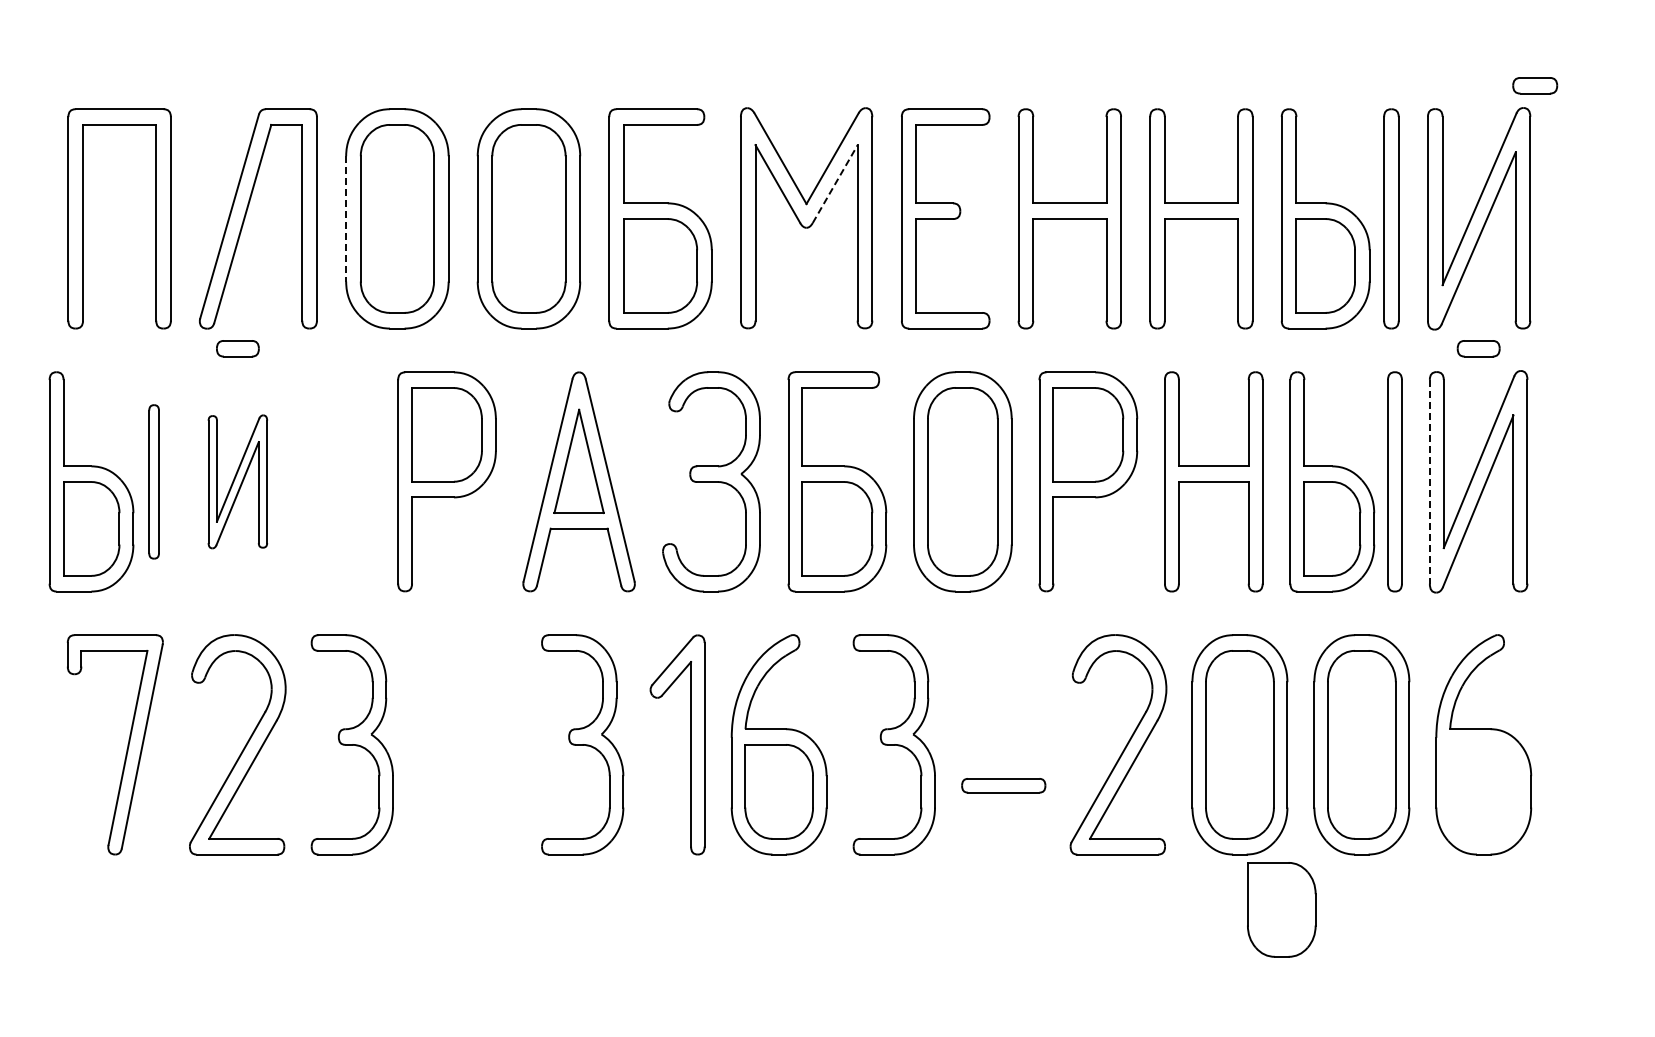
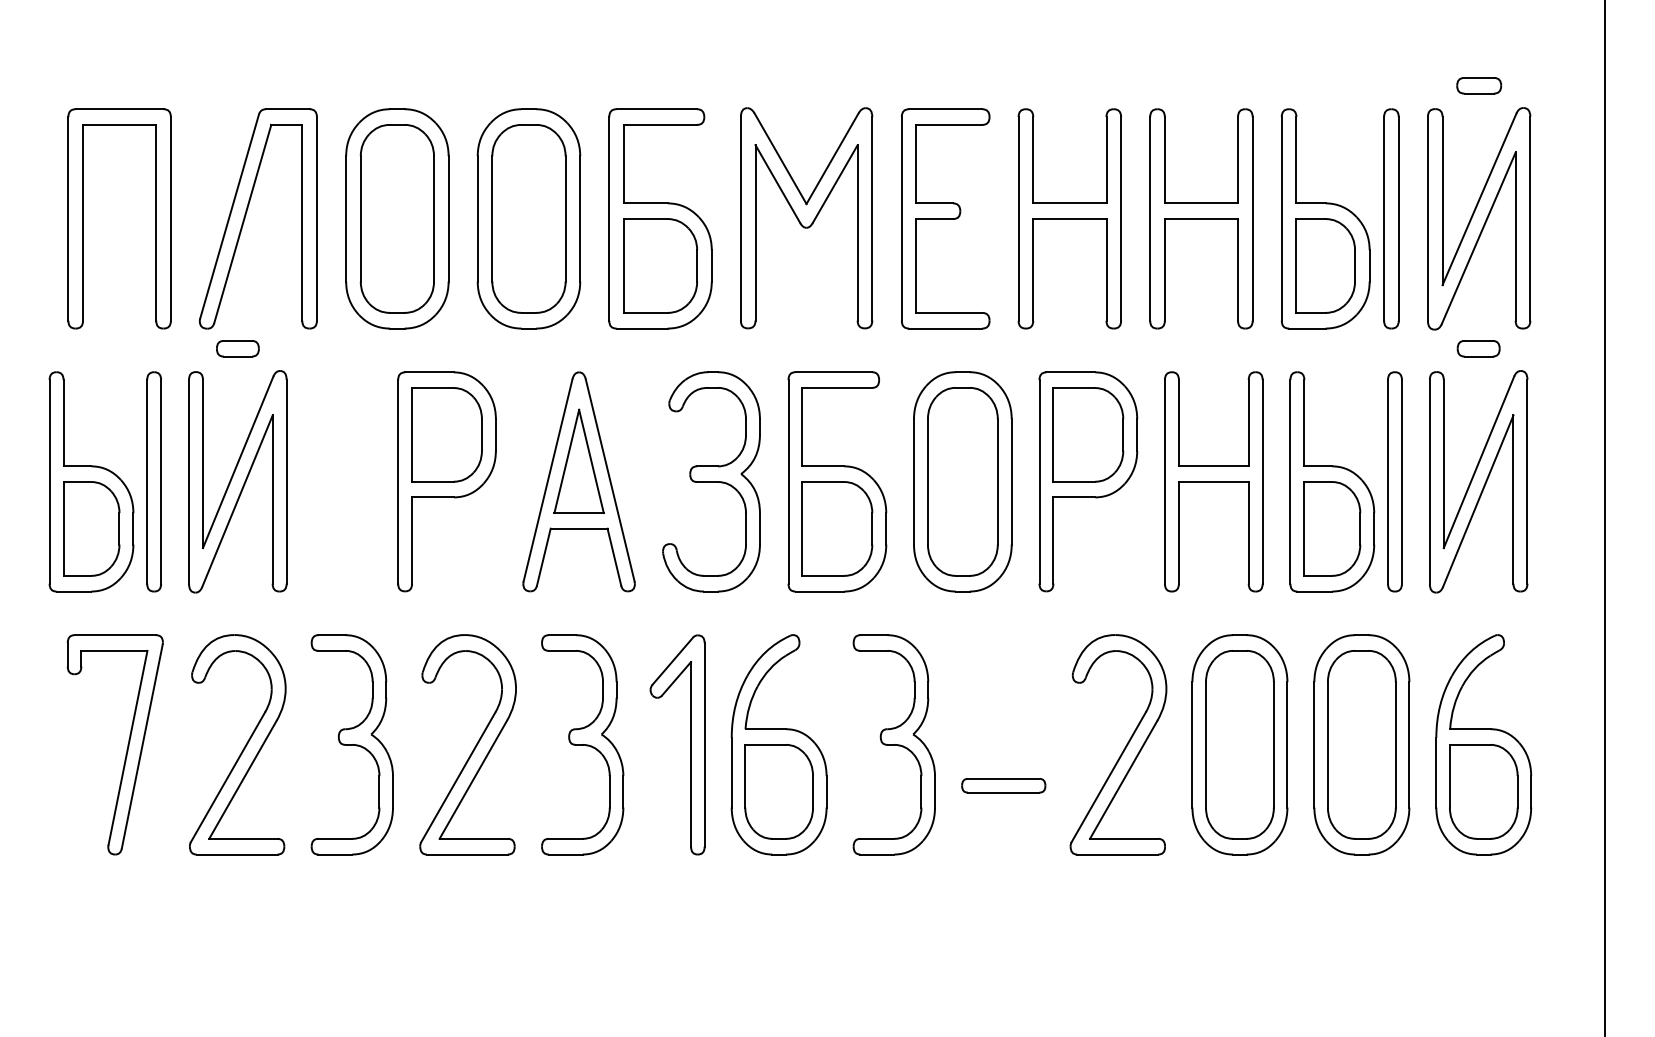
part position: (1535, 85) -> (1479, 85) (1479, 85)
line: dashed -> solid (835, 184)
line: dashed -> solid (346, 218)
part size: 12x156 px -> 16x222 px (153, 481)
part size: 62x136 px -> 100x224 px (237, 481)
line: dashed -> solid (1429, 481)
line: none -> present (1605, 517)
part: none -> present (473, 748)
part position: (1281, 909) -> (1483, 791) (1483, 791)
